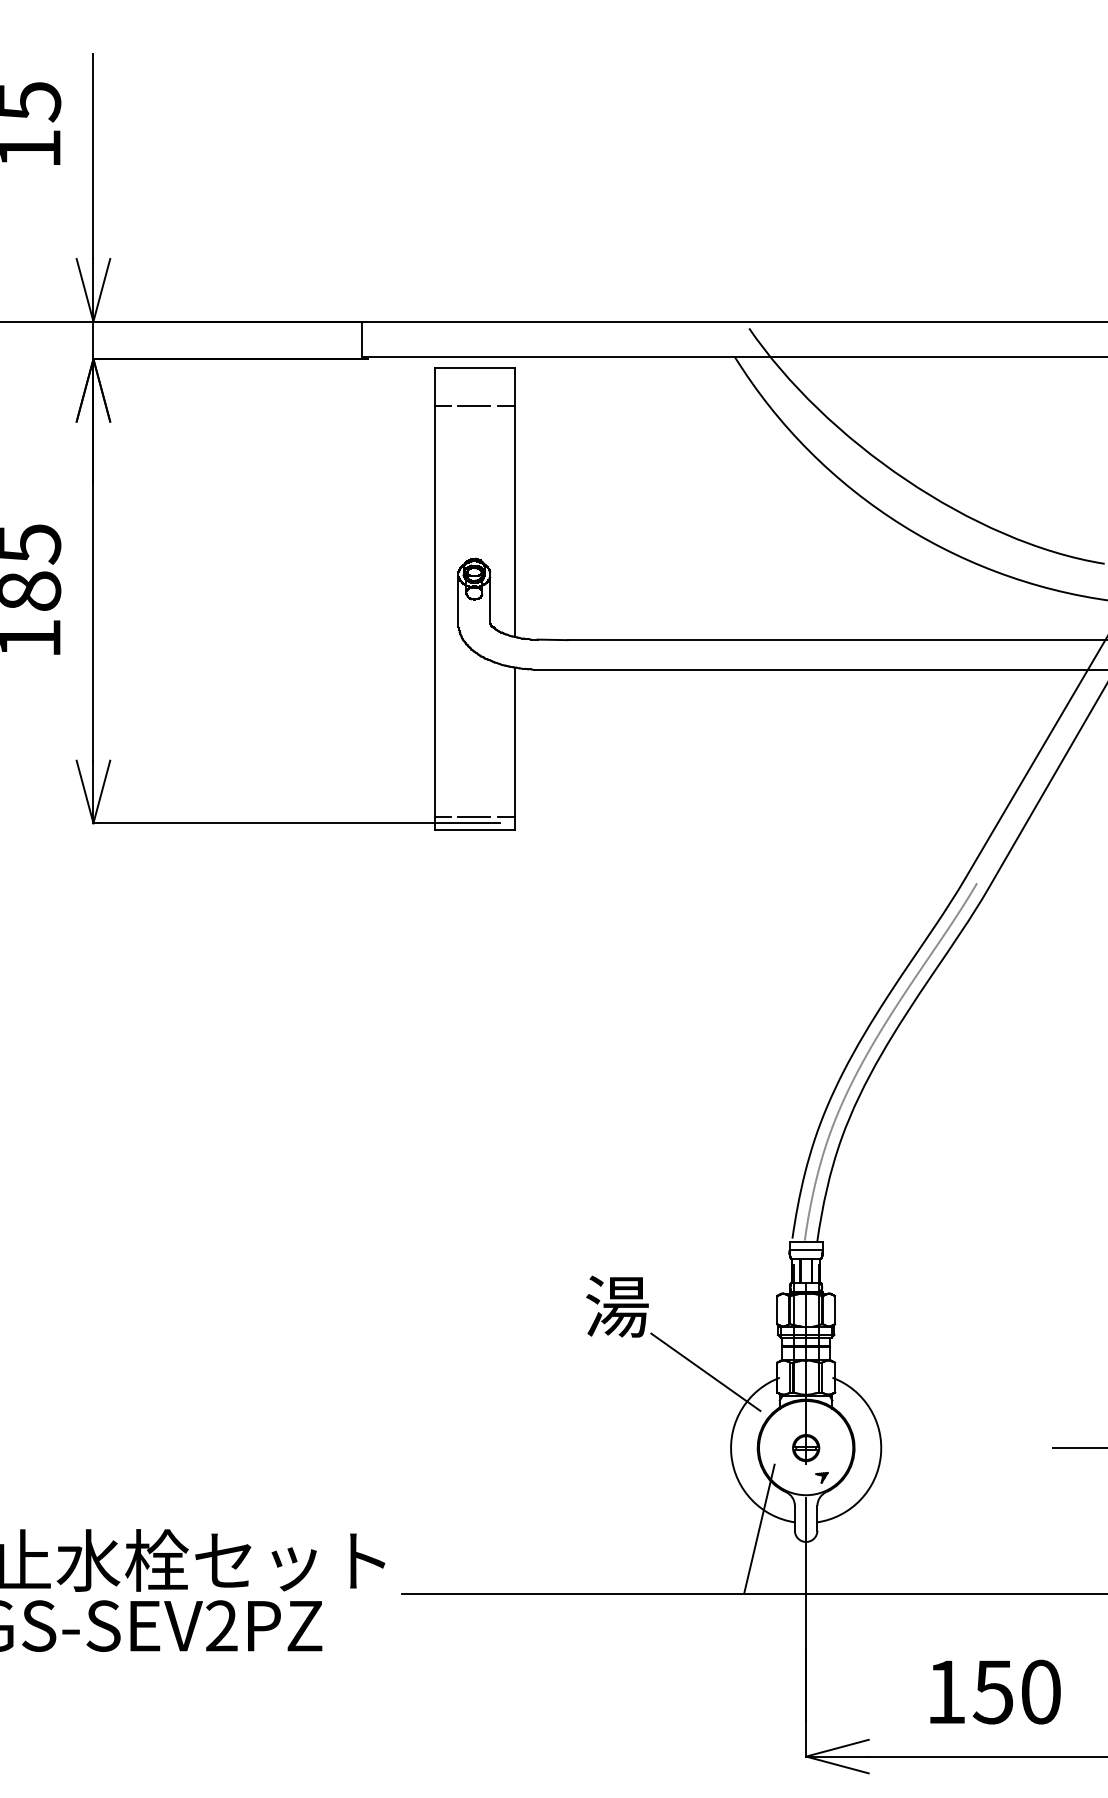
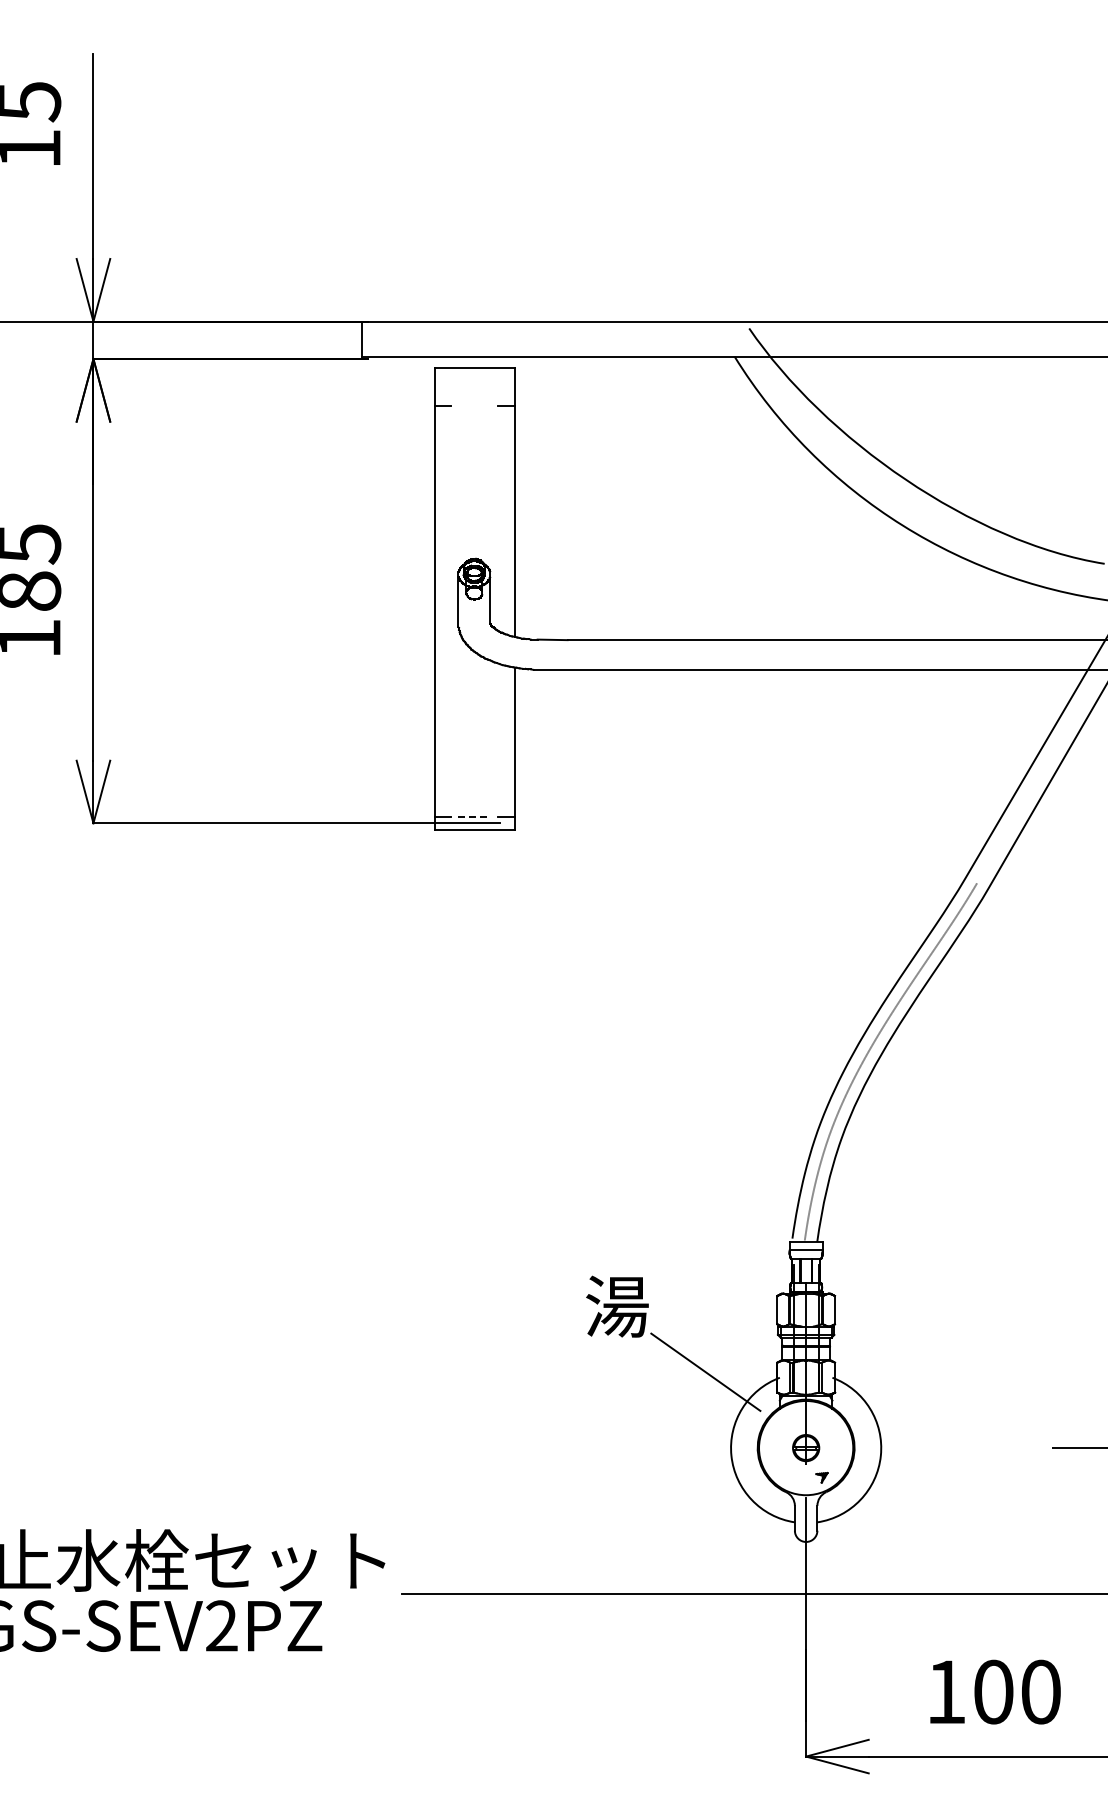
line: present -> none (474, 405)
line: solid -> dashed (474, 817)
line: present -> none (759, 1529)
text: 150 -> 100 (992, 1691)
